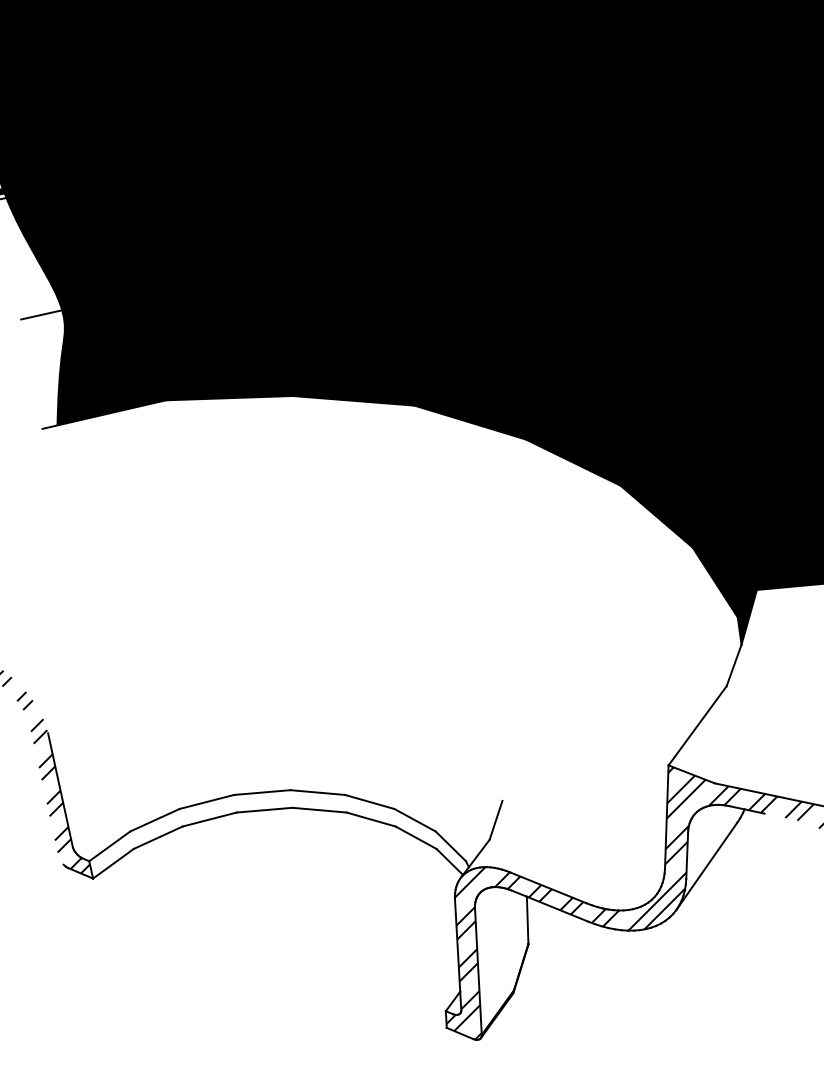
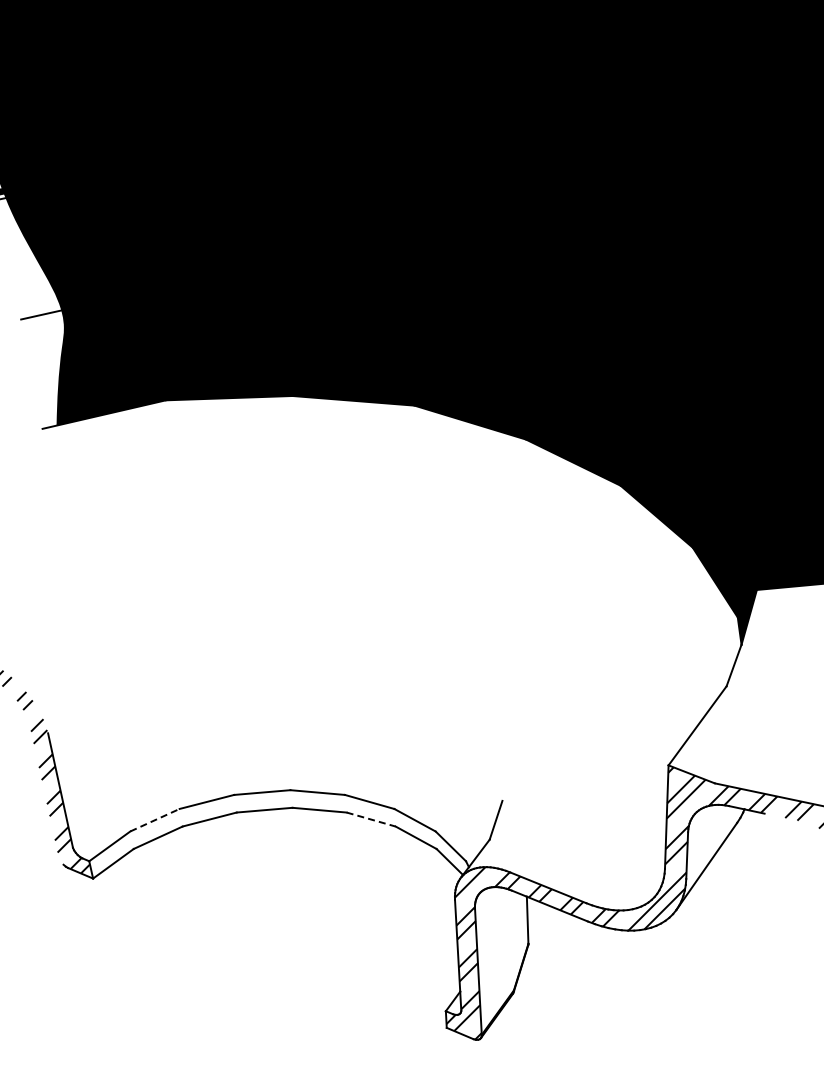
line: solid -> dashed (371, 819)
line: solid -> dashed (155, 820)
